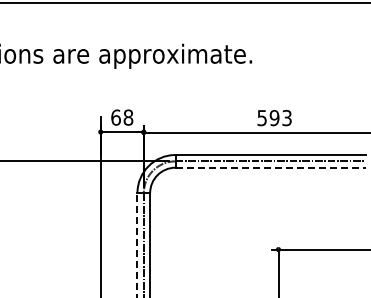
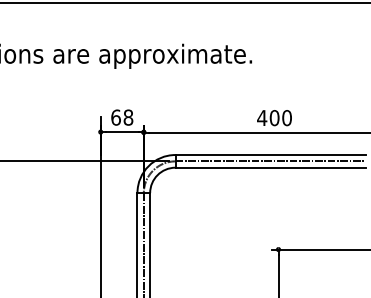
text: 593 -> 400 (274, 118)
line: dashed -> solid (271, 167)
line: dashed -> solid (137, 244)
